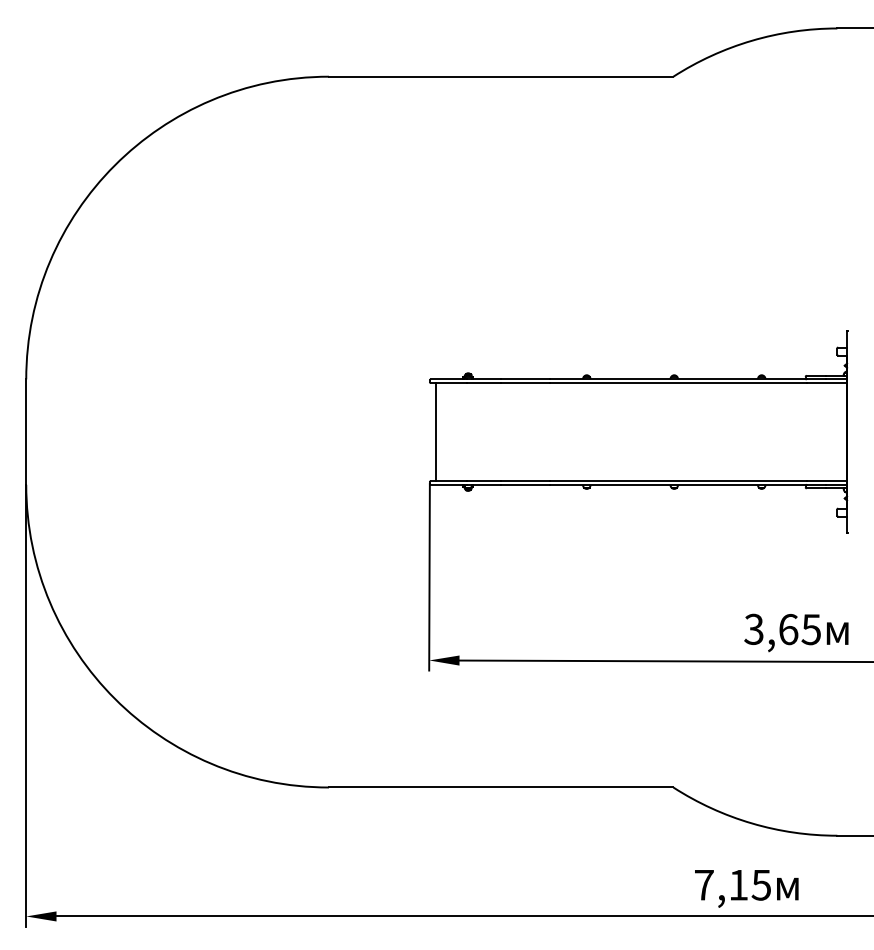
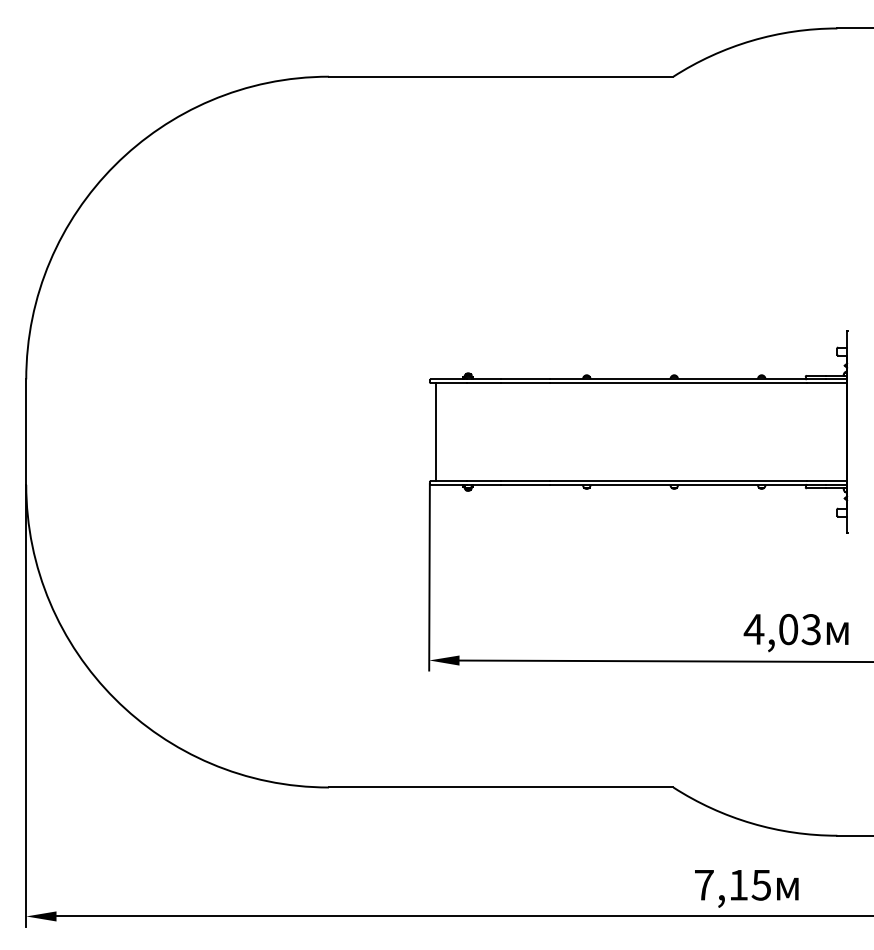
text: 3,65 -> 4,03 (781, 629)
